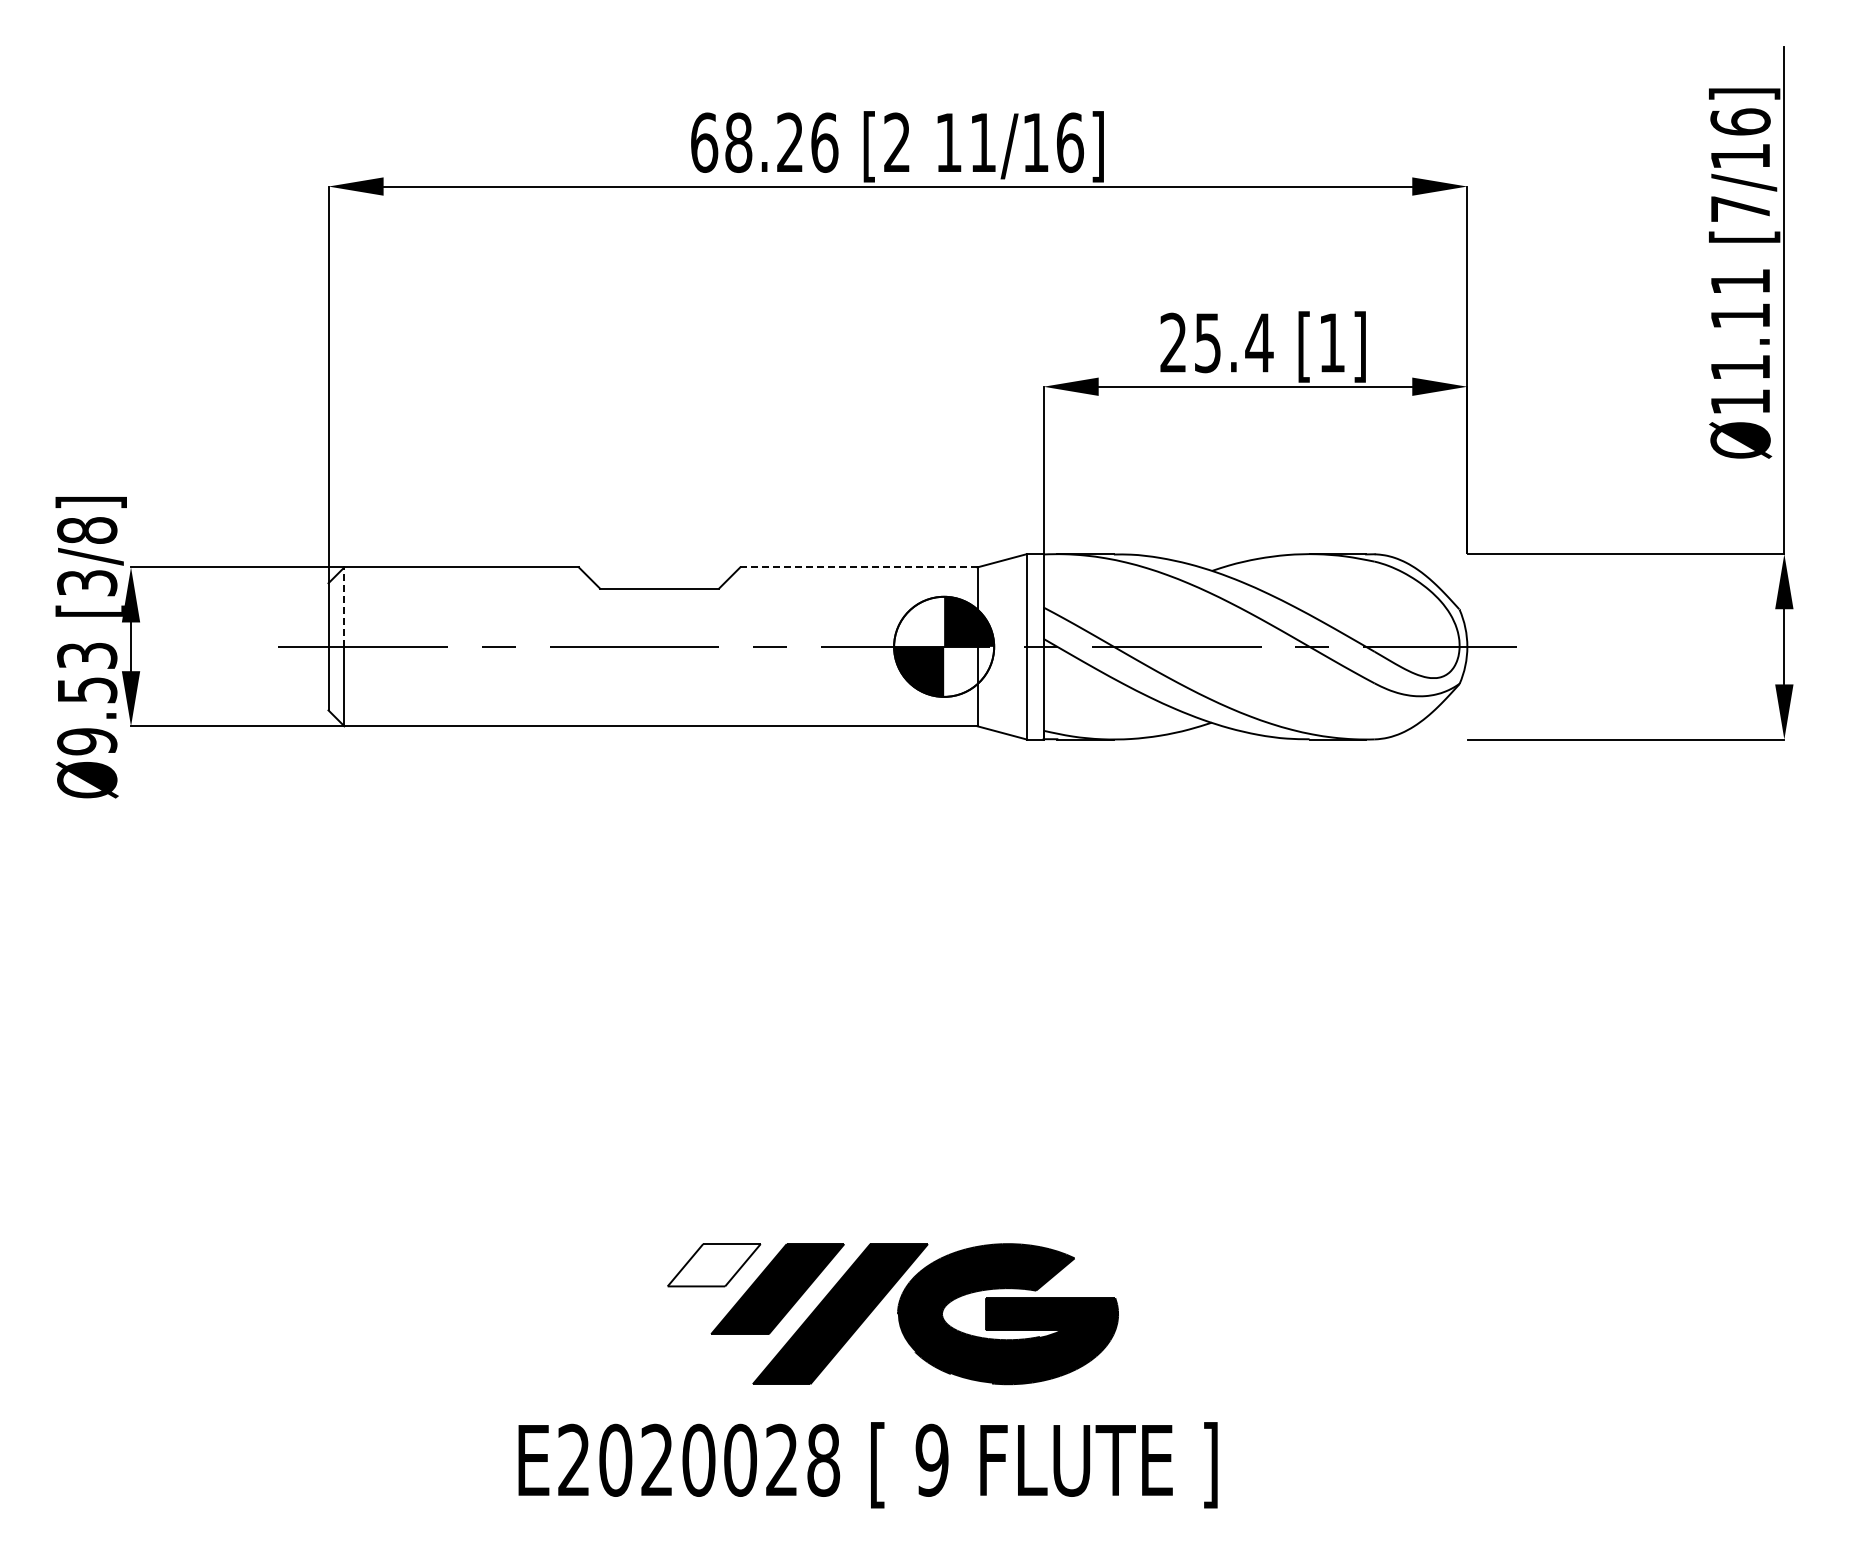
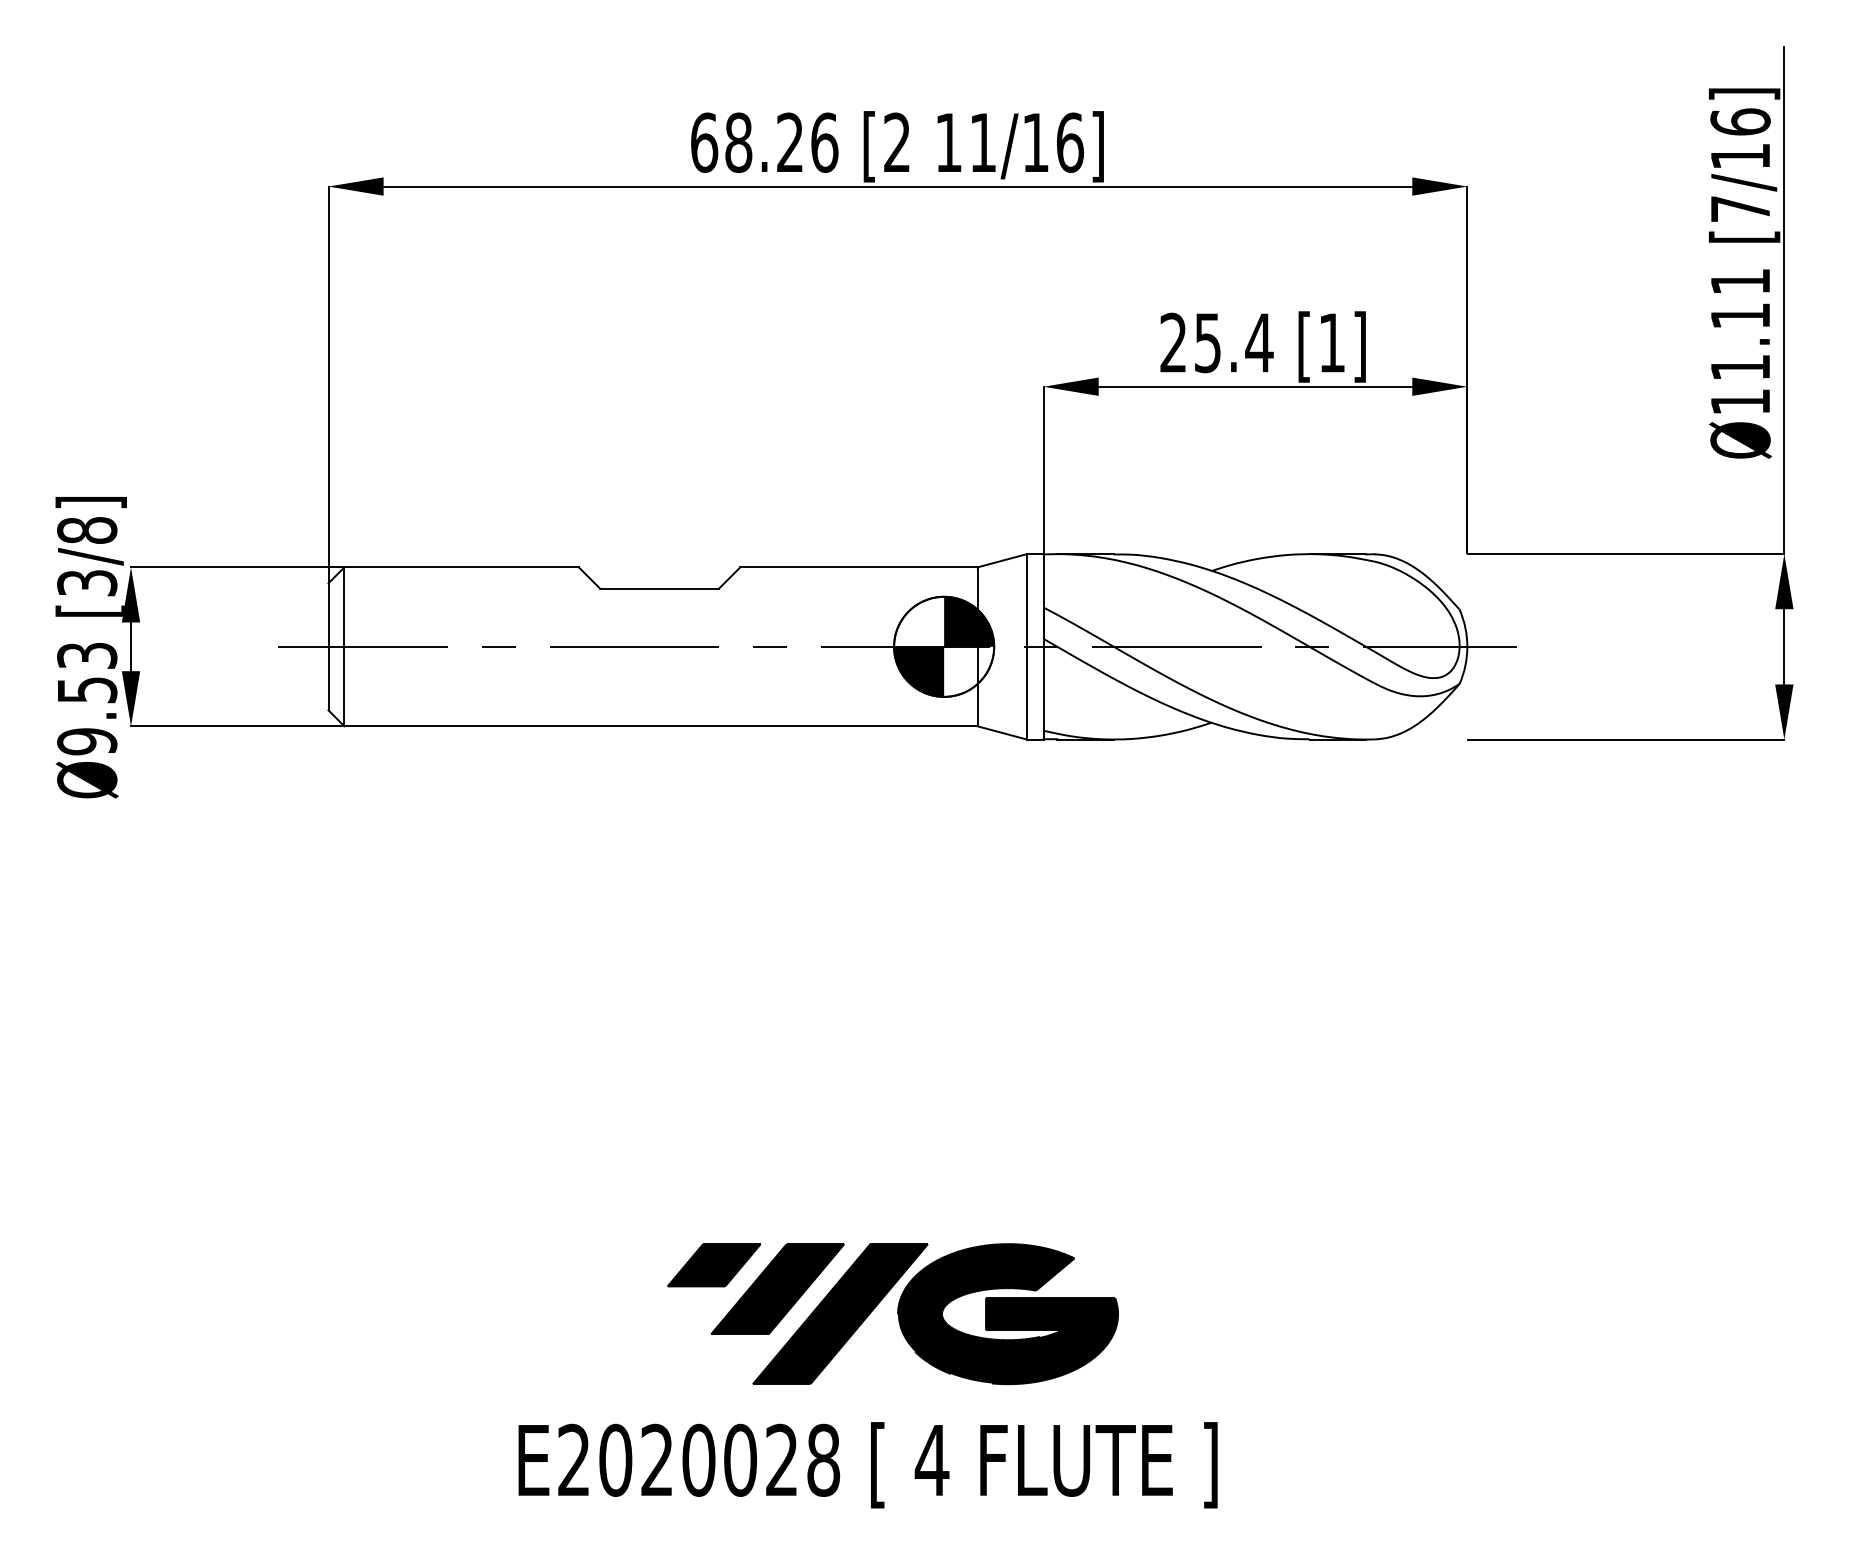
line: dashed -> solid (858, 567)
line: dashed -> solid (344, 607)
fill: none -> present (713, 1265)
text: 9 -> 4 (931, 1459)
